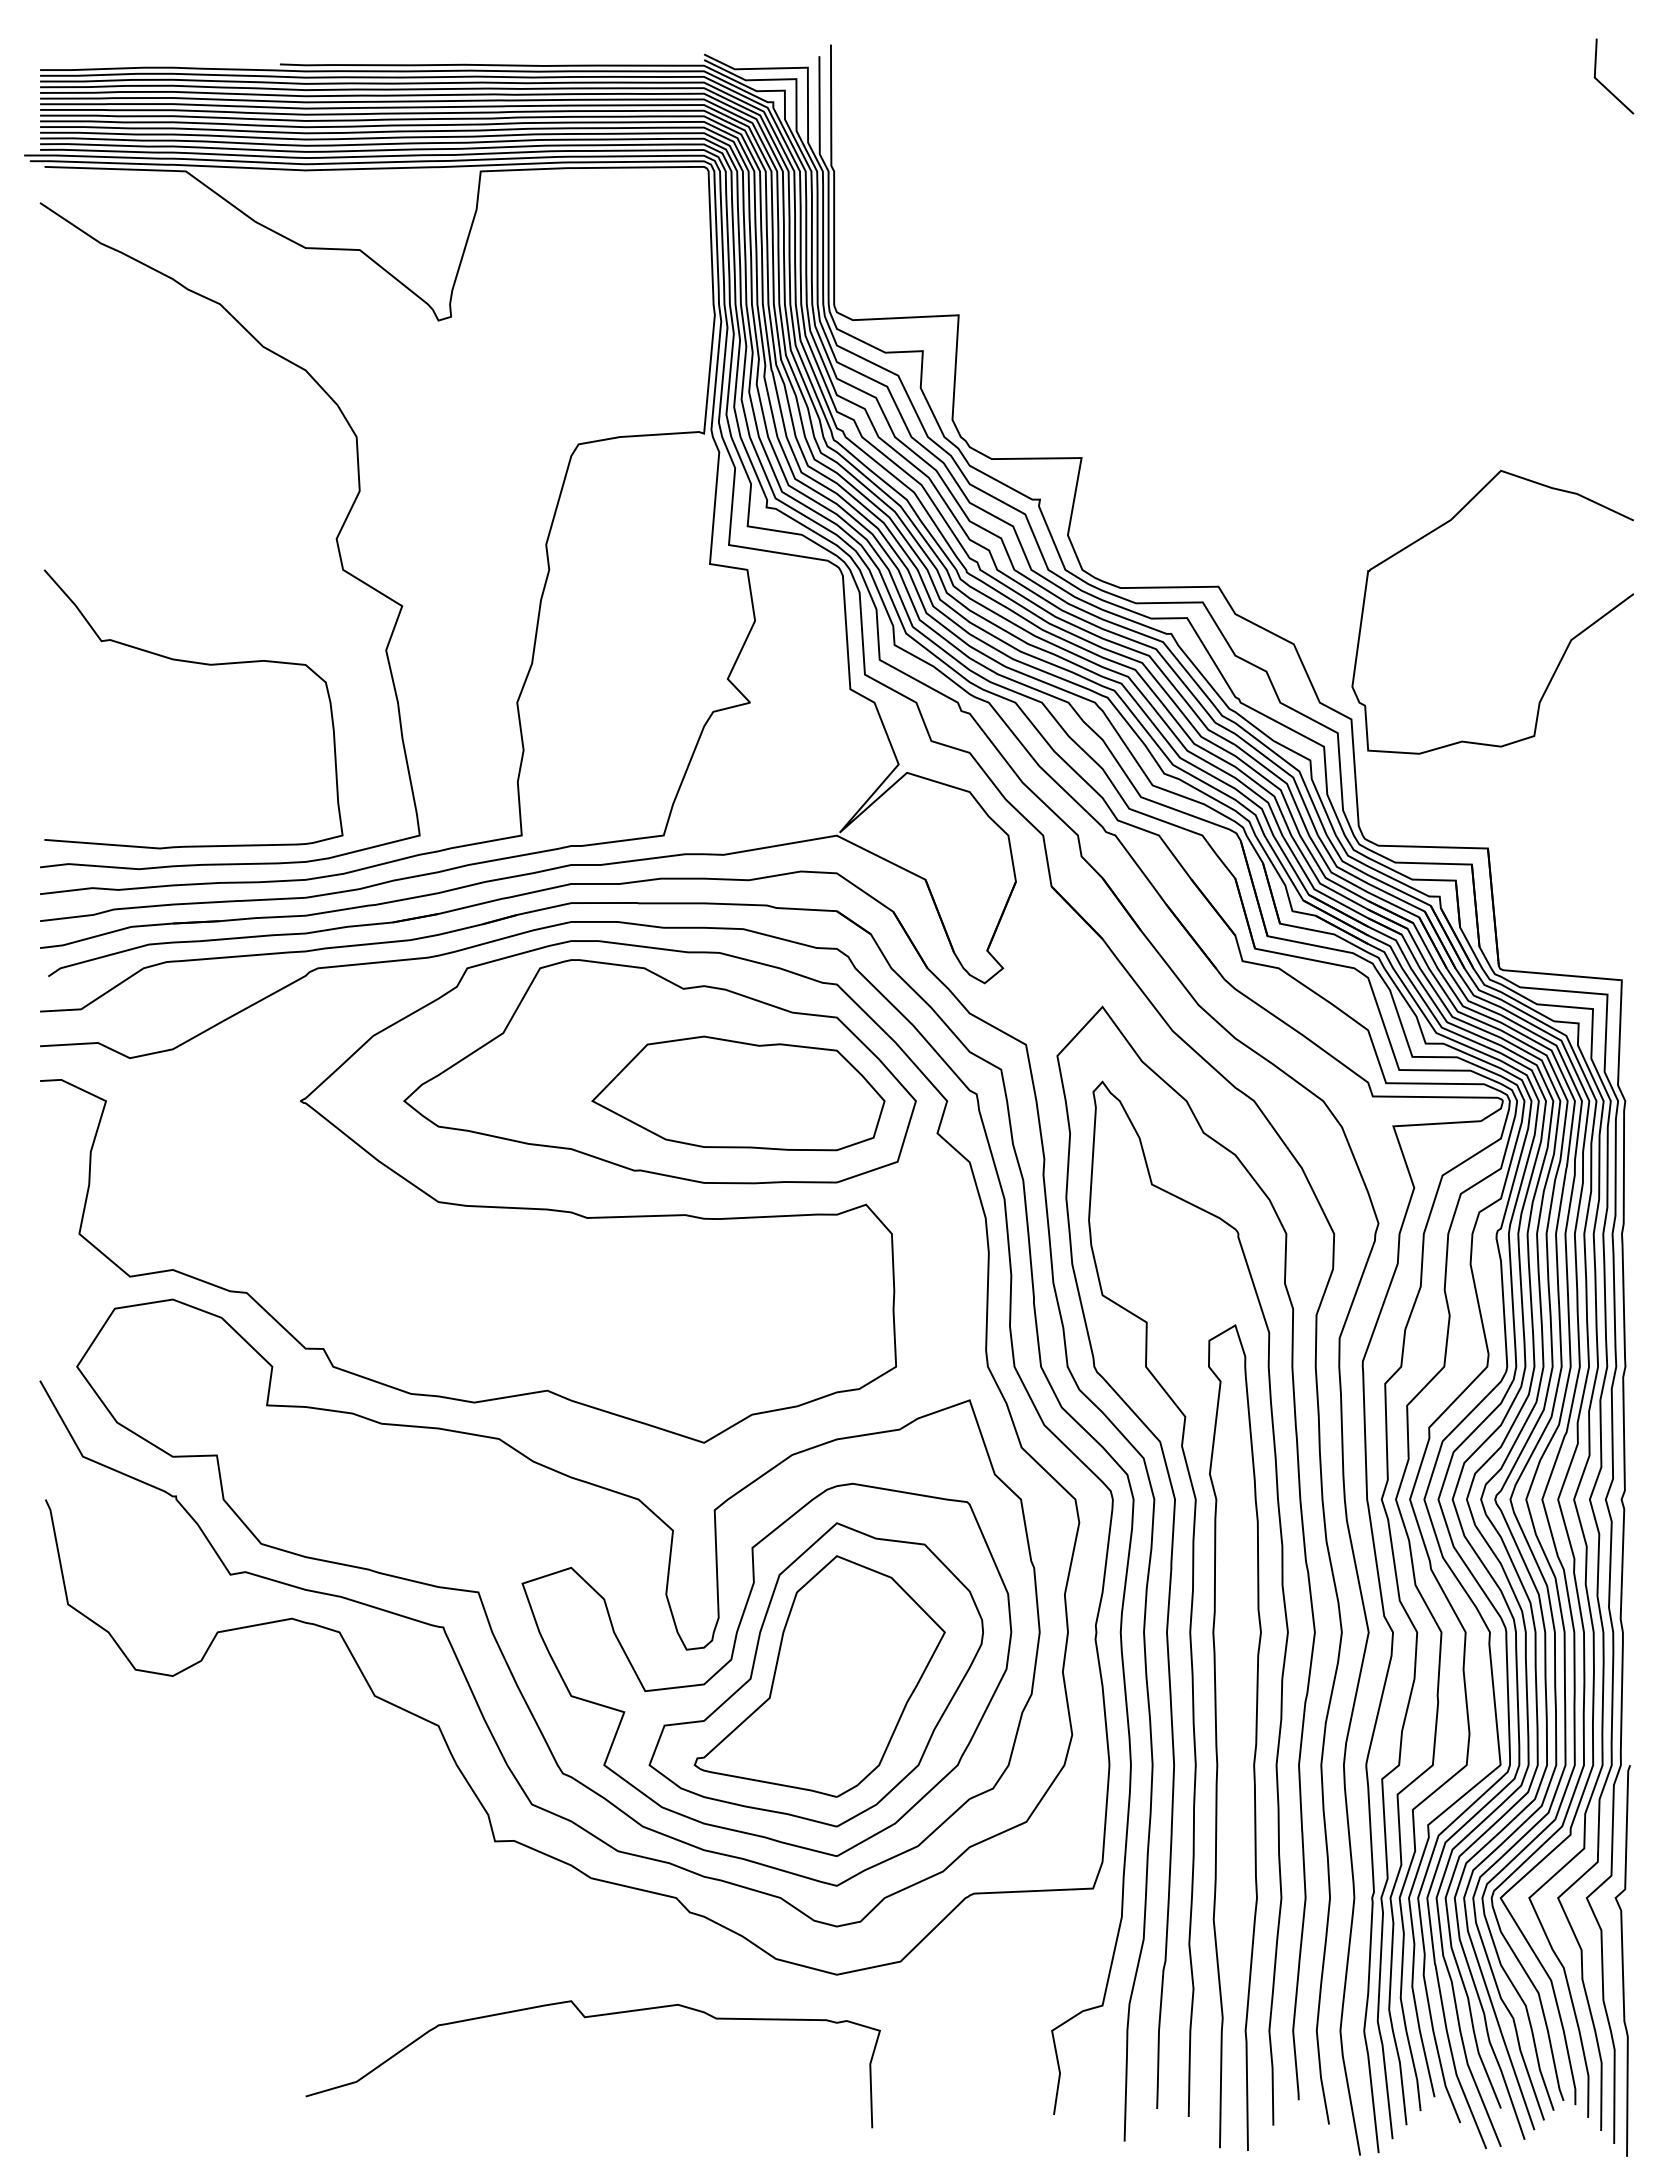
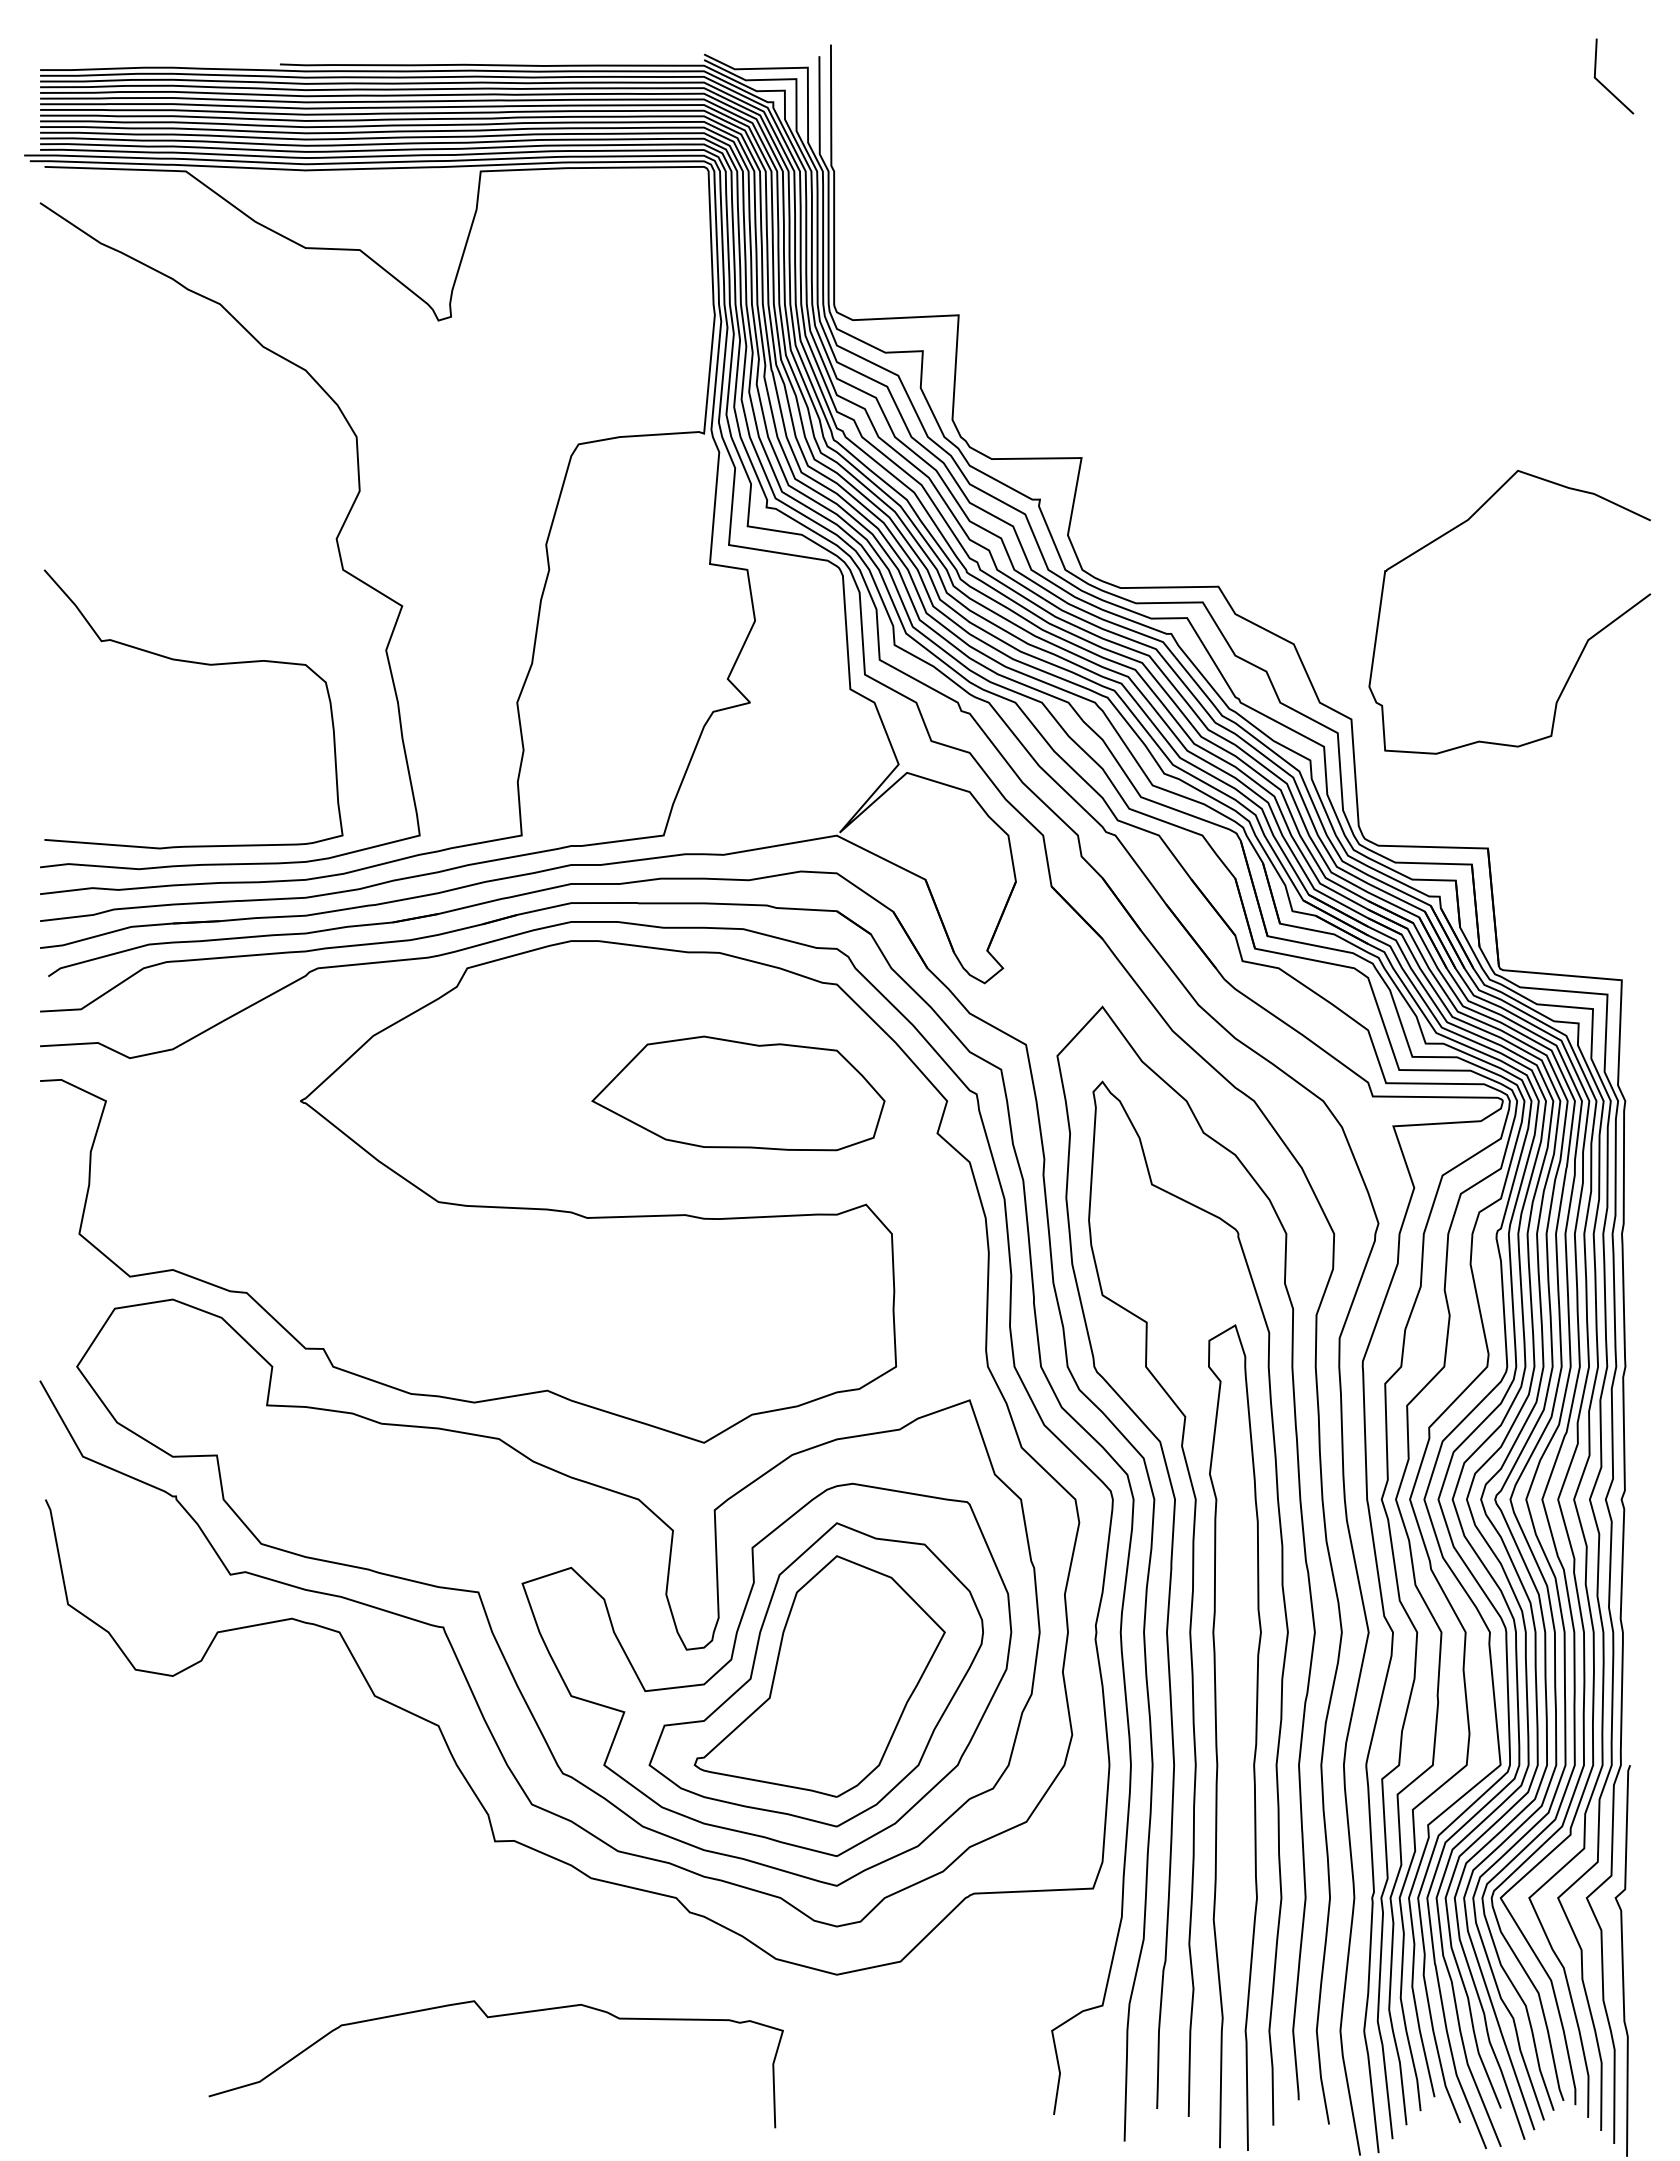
curve position: (1565, 649) -> (1582, 649) (1582, 649)
part: present -> none (659, 1071)
curve position: (585, 2018) -> (488, 2018) (488, 2018)
